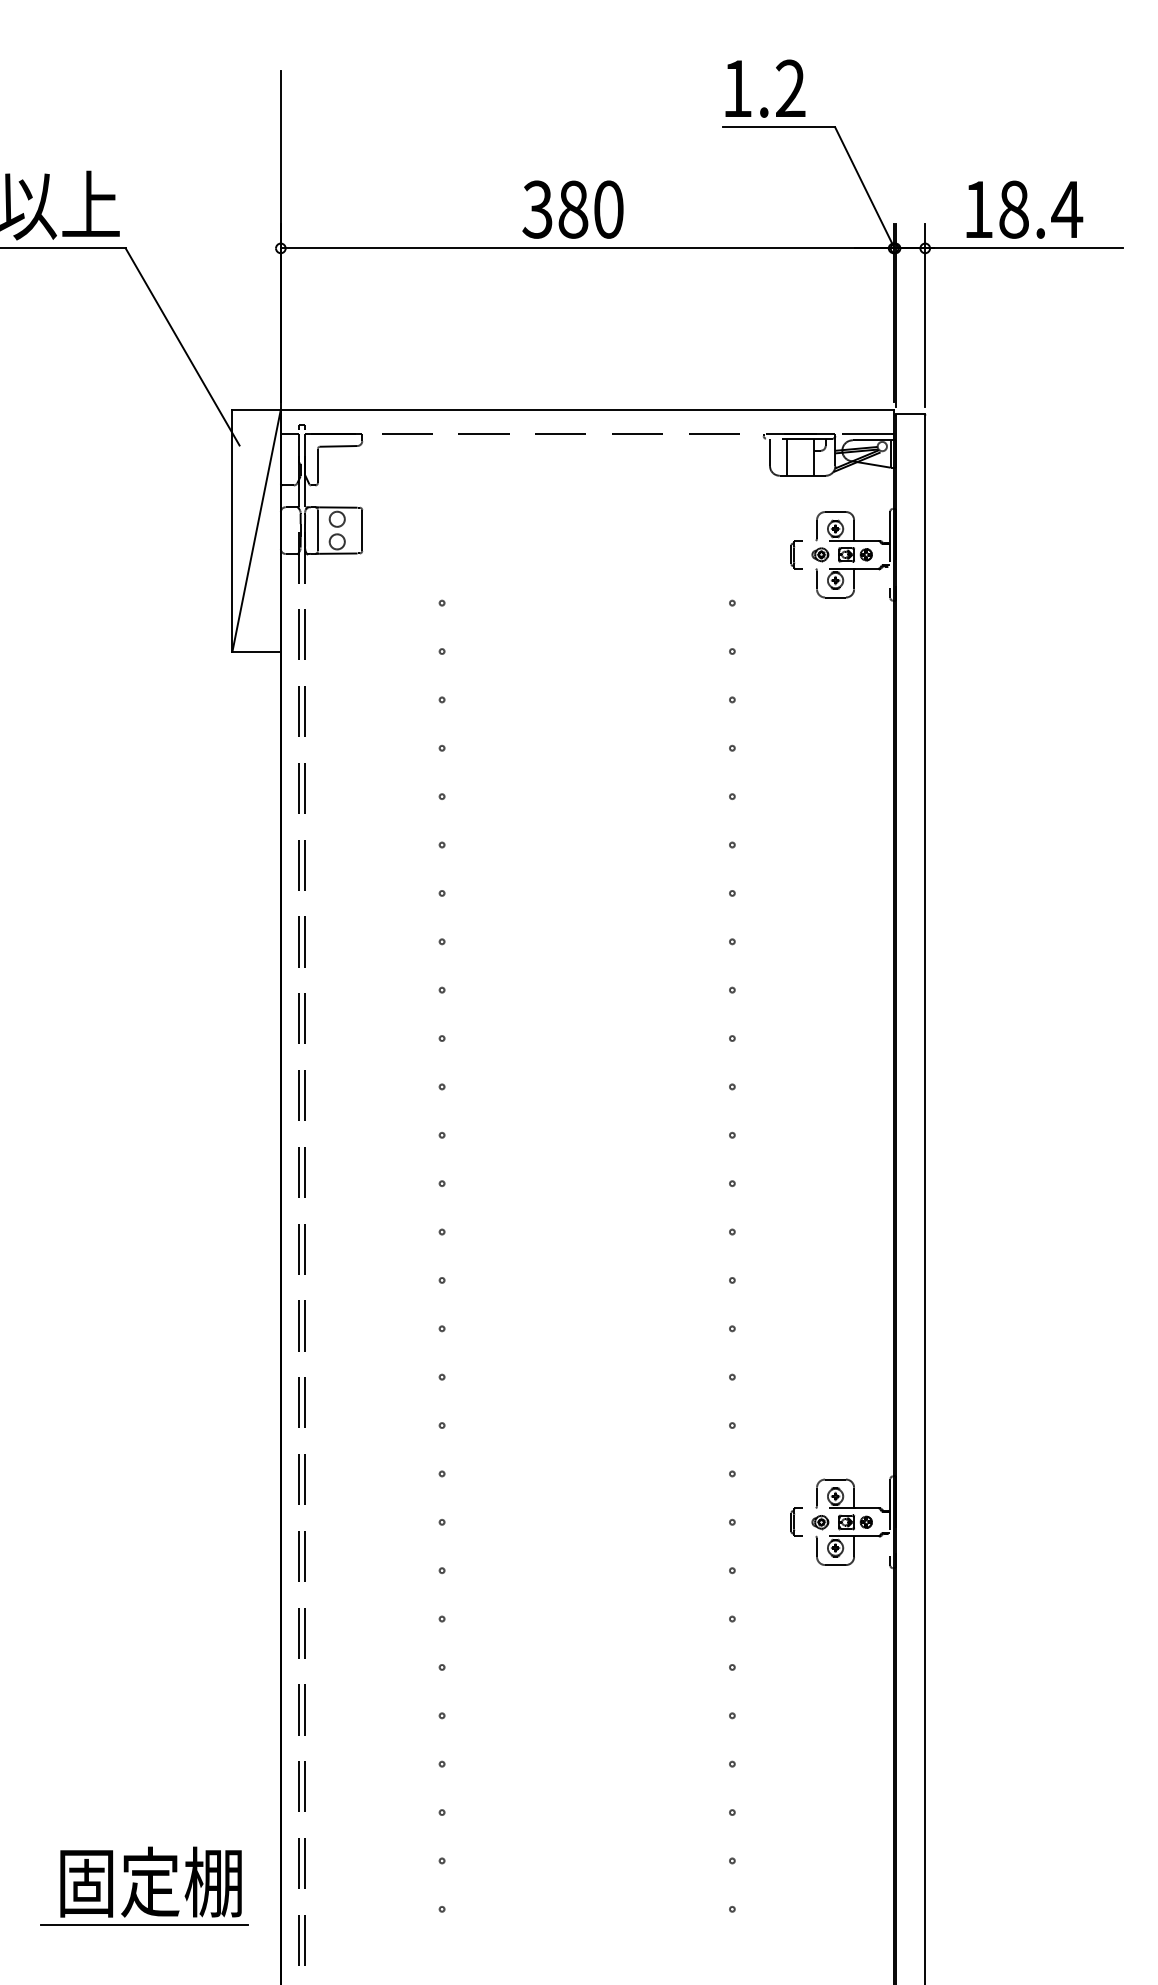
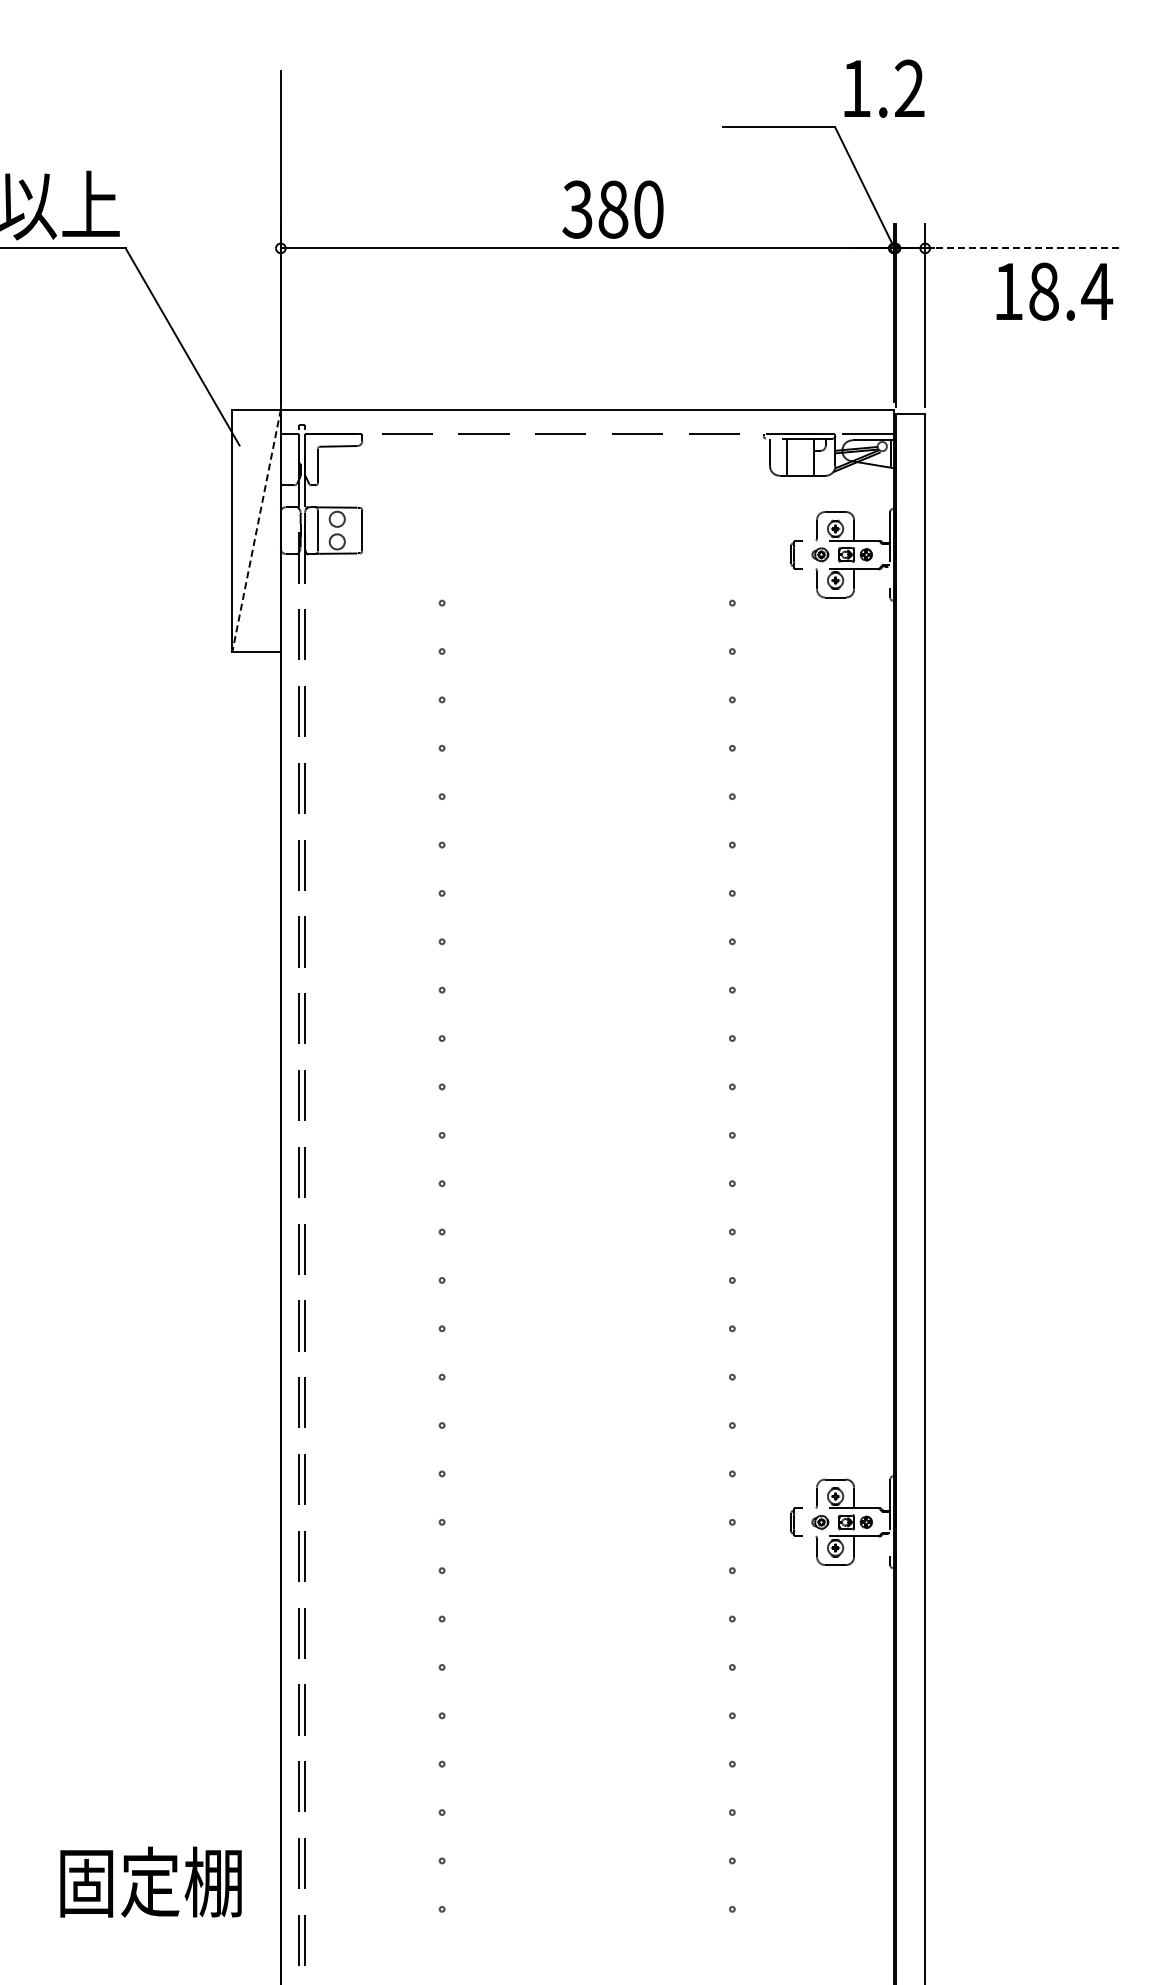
text position: (765, 88) -> (884, 88) (884, 88)
text position: (572, 209) -> (612, 209) (612, 209)
text position: (1024, 209) -> (1054, 291) (1054, 291)
line: solid -> dashed (1024, 248)
line: solid -> dashed (256, 531)
line: present -> none (144, 1925)
